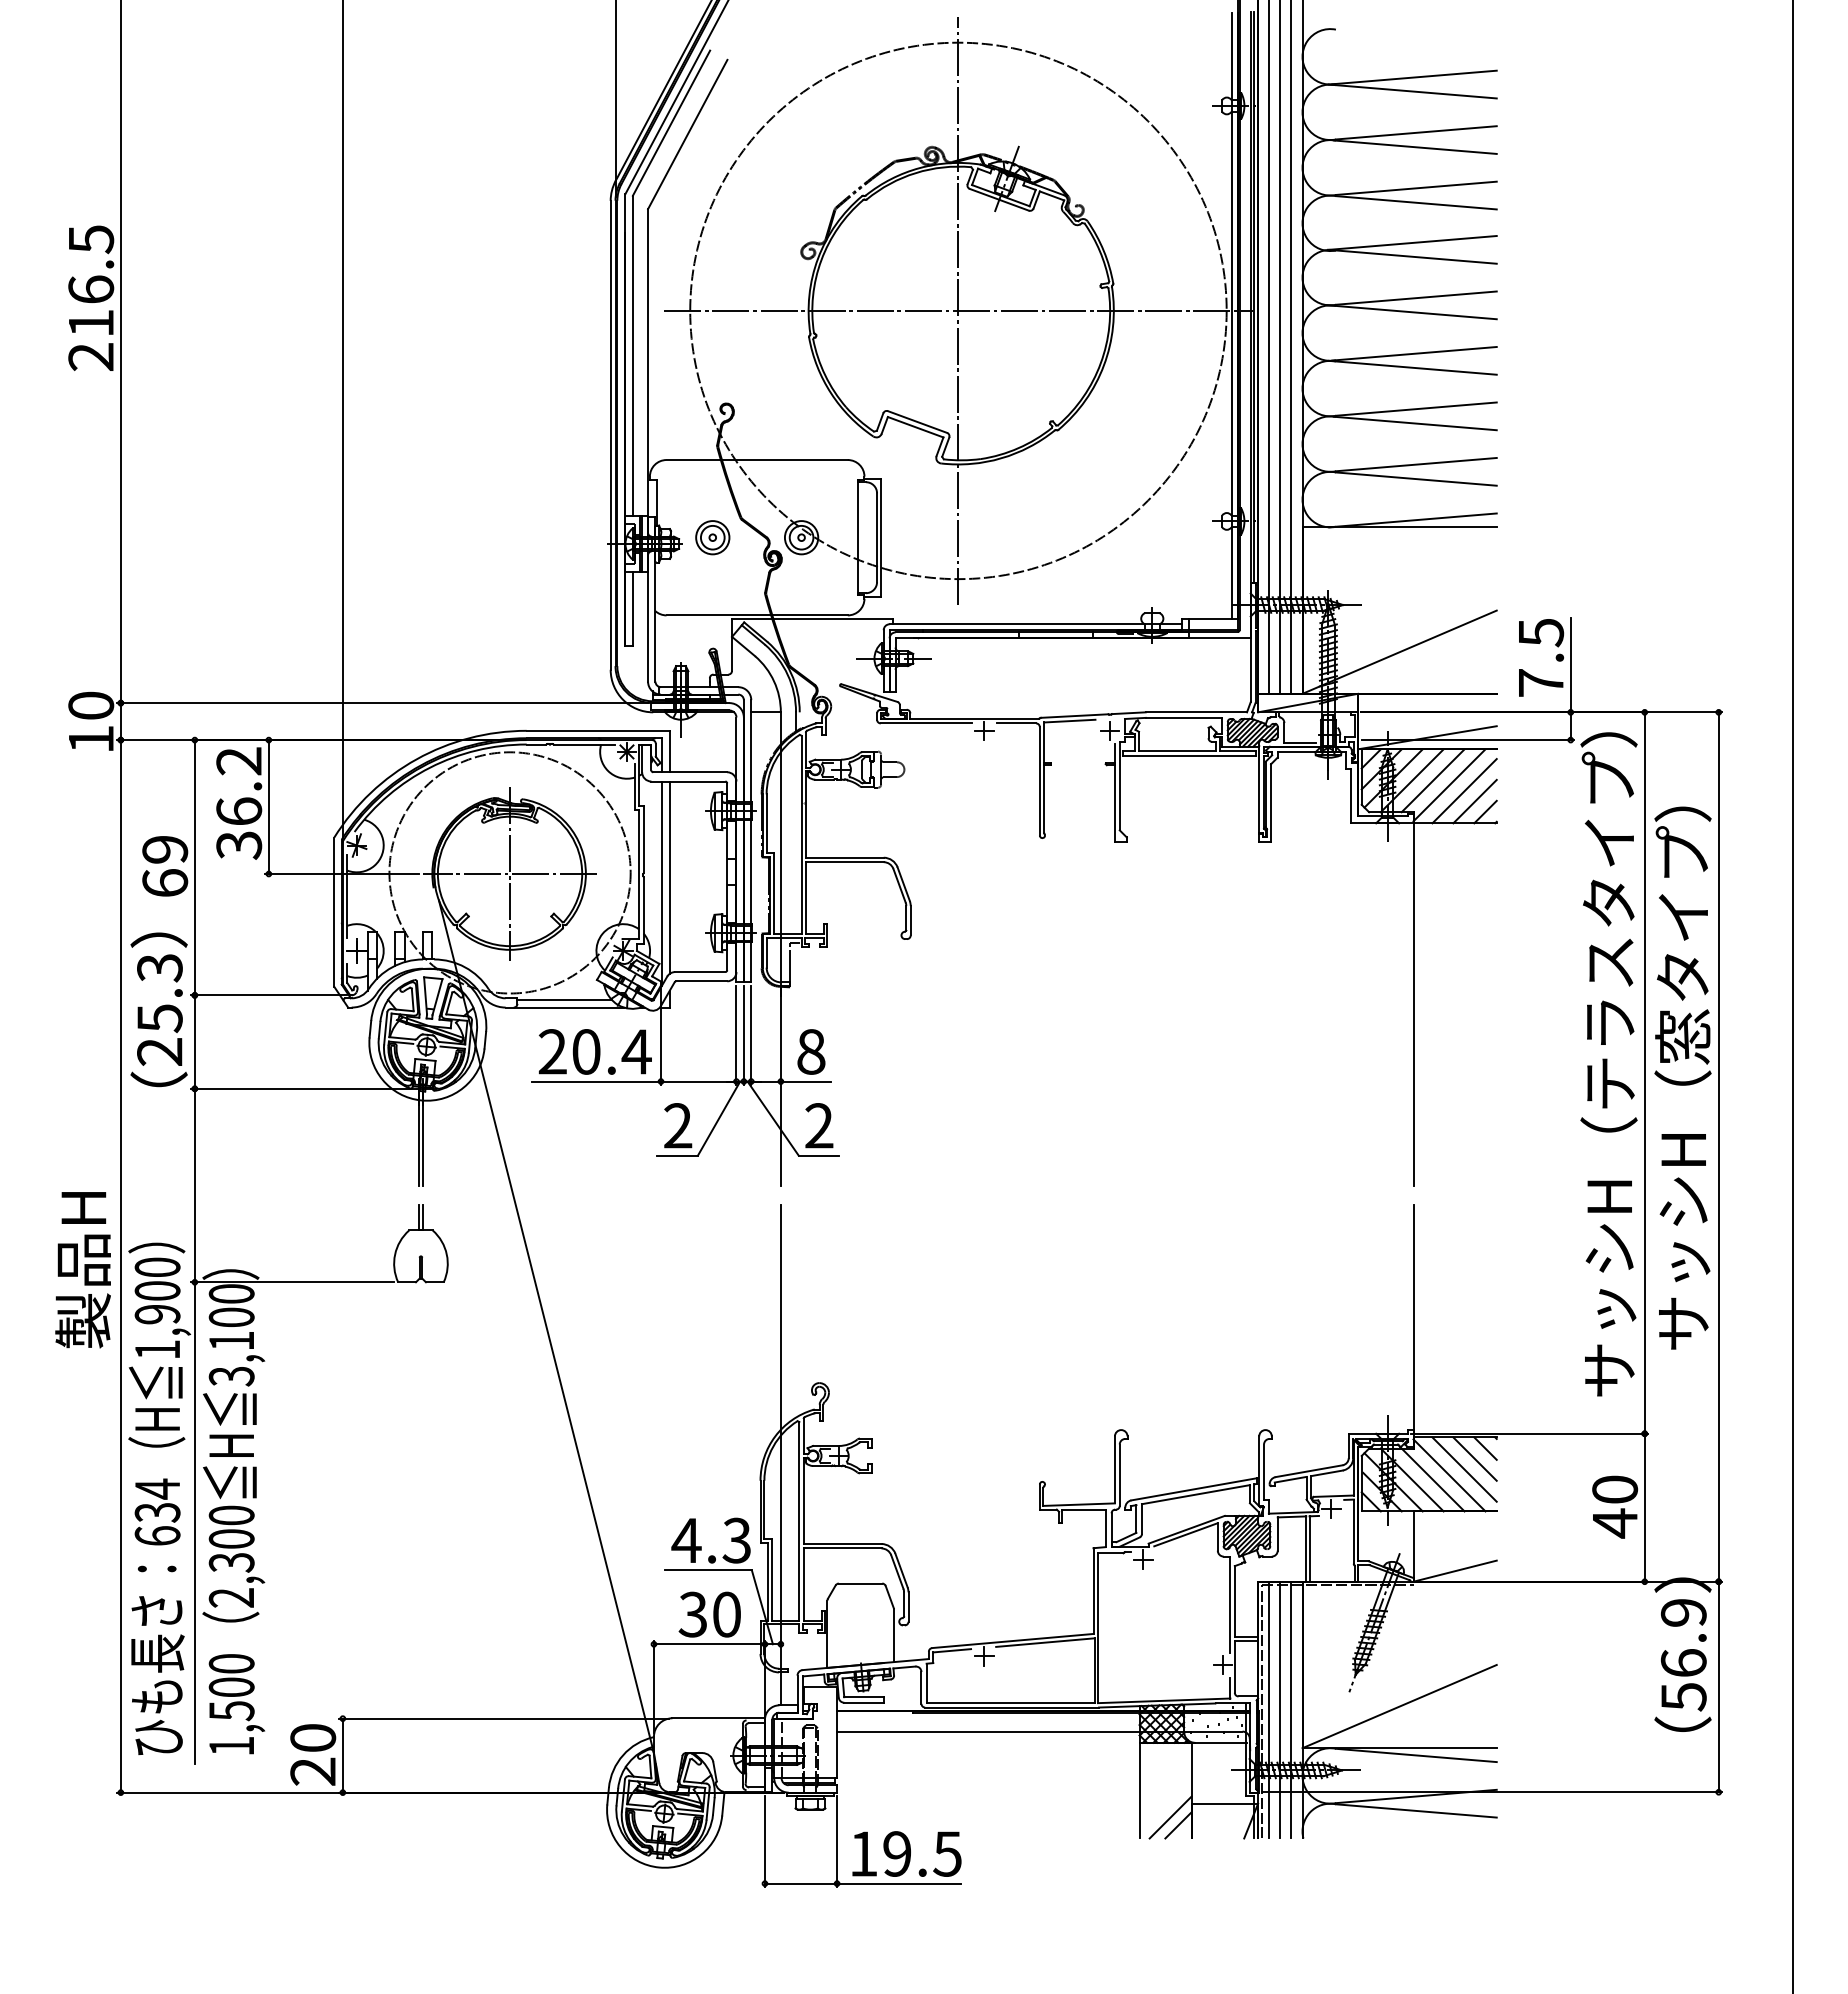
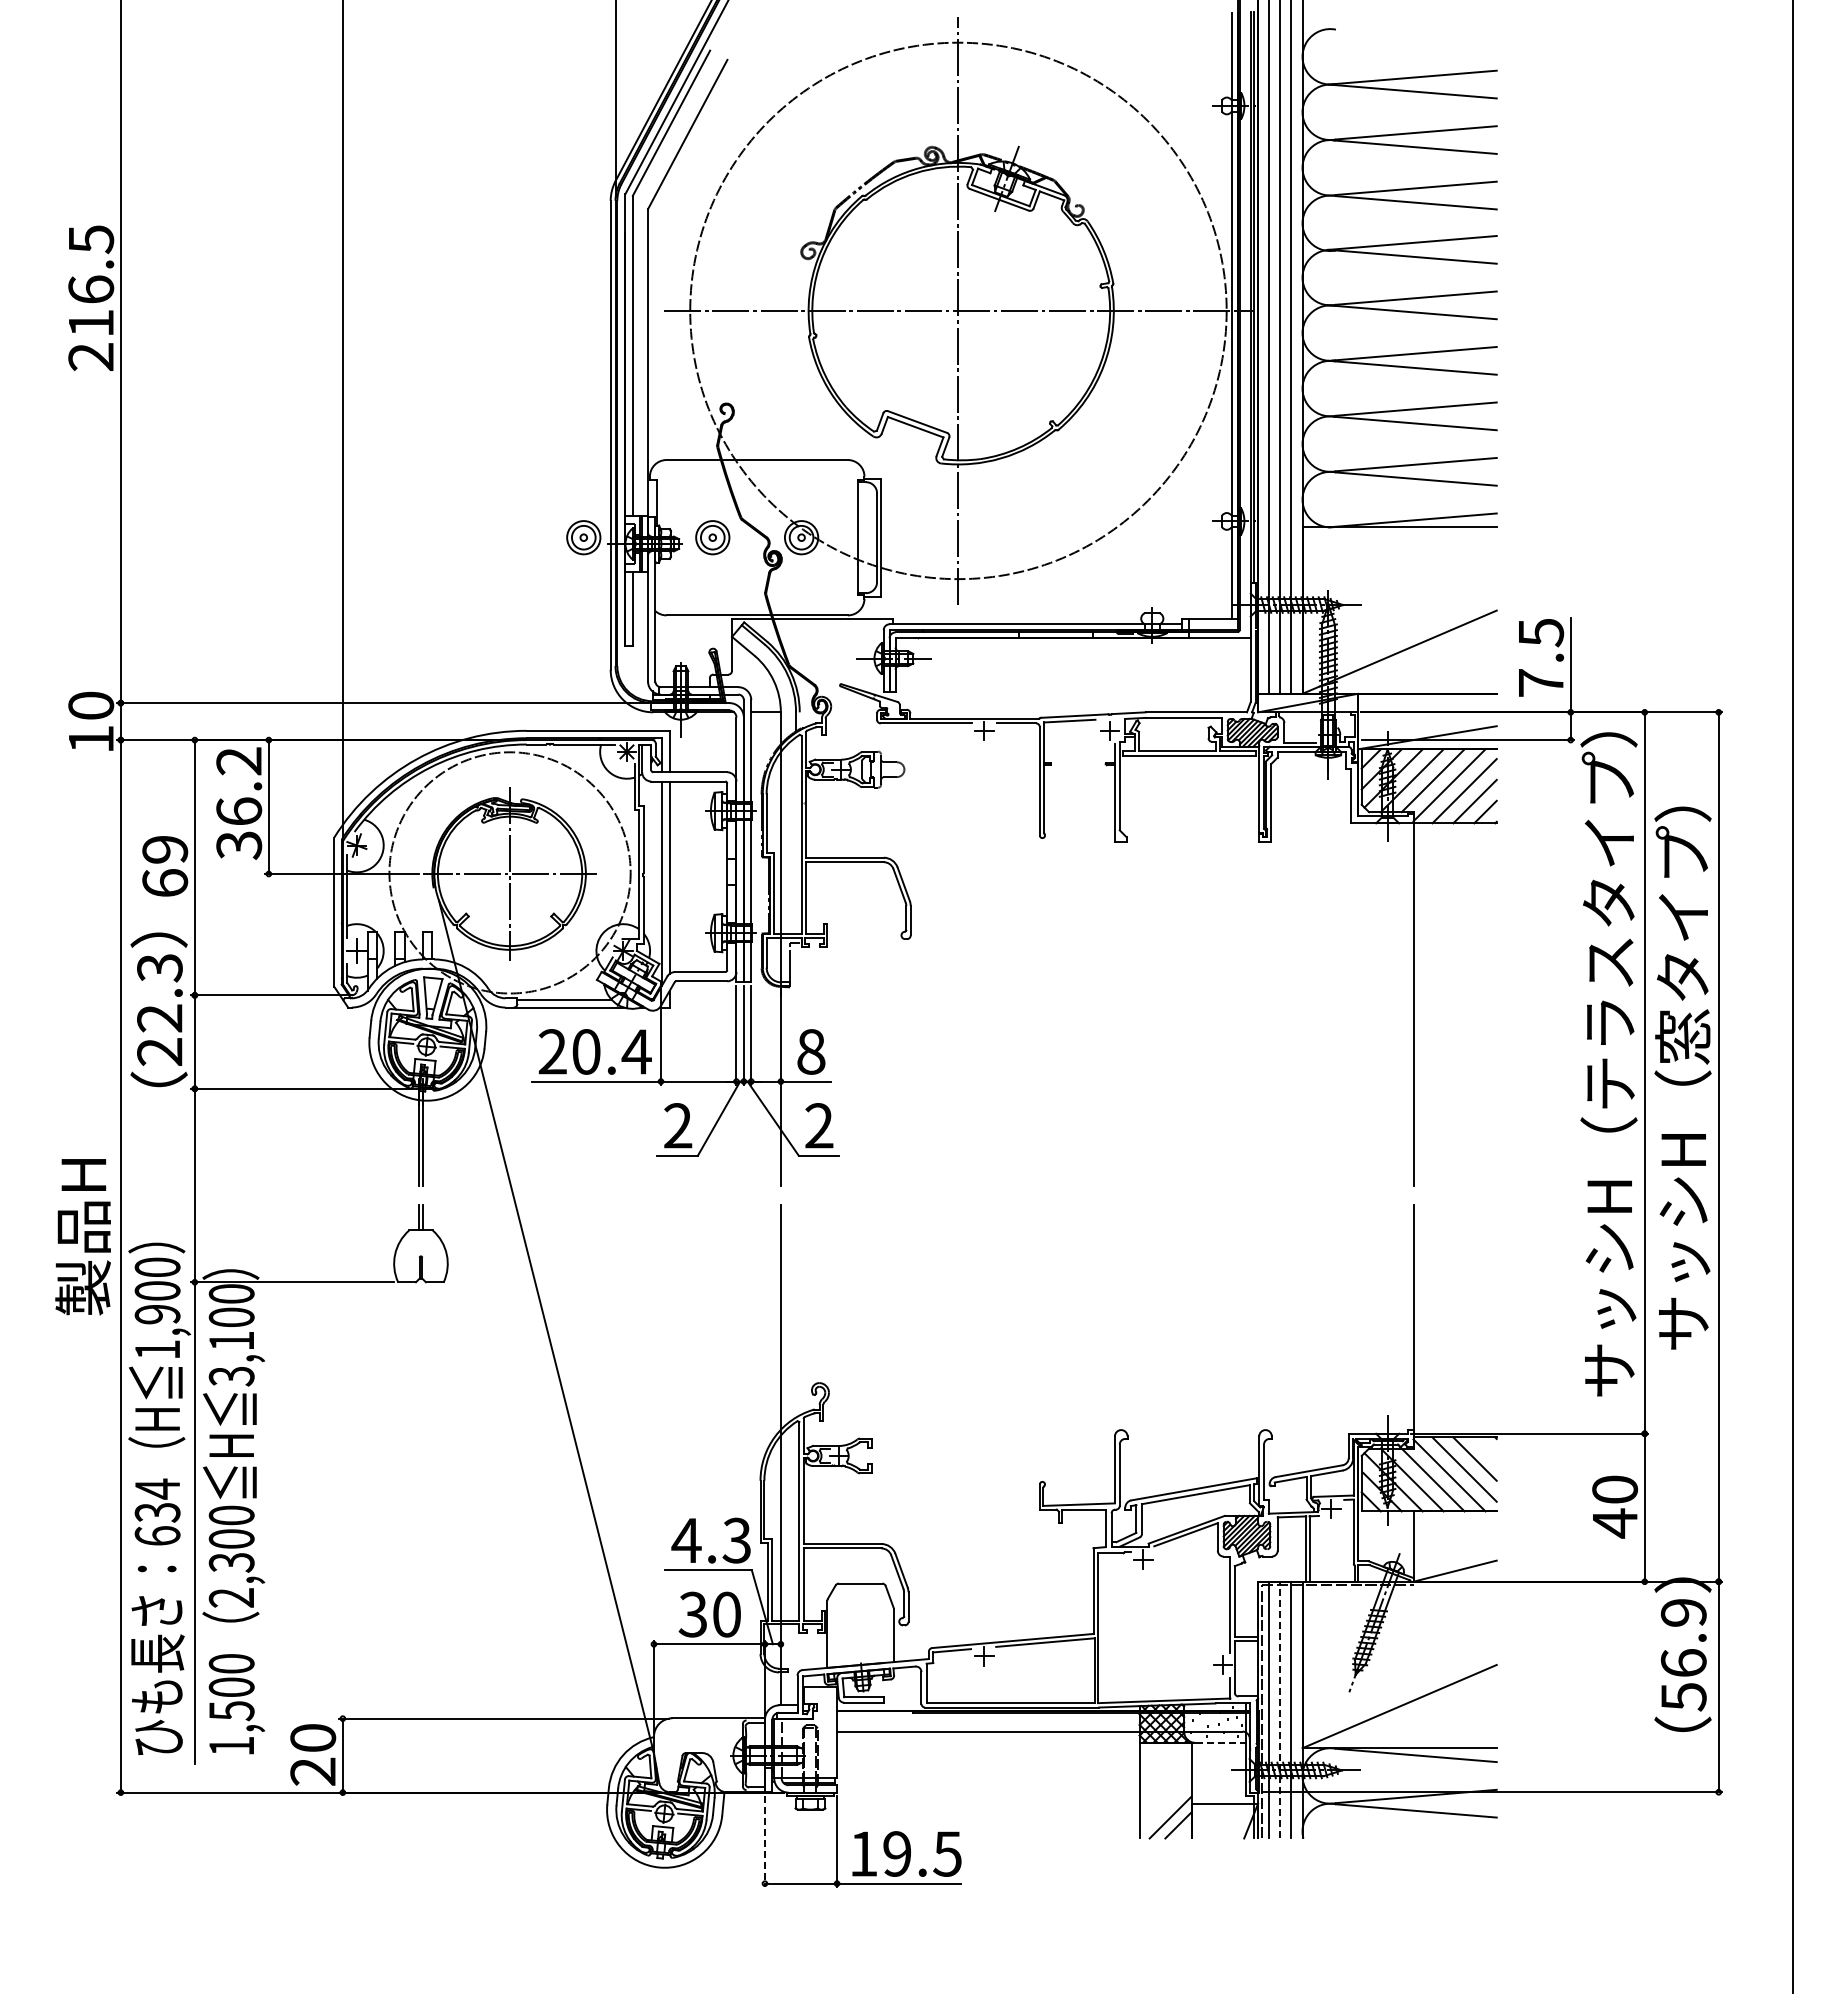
part: none -> present (583, 537)
text: 25.3 -> 22.3 (159, 1018)
text position: (82, 1270) -> (82, 1237) (82, 1237)
line: present -> none (1485, 1448)
line: solid -> dashed (1280, 1709)
line: solid -> dashed (1221, 1742)
line: solid -> dashed (764, 1841)
